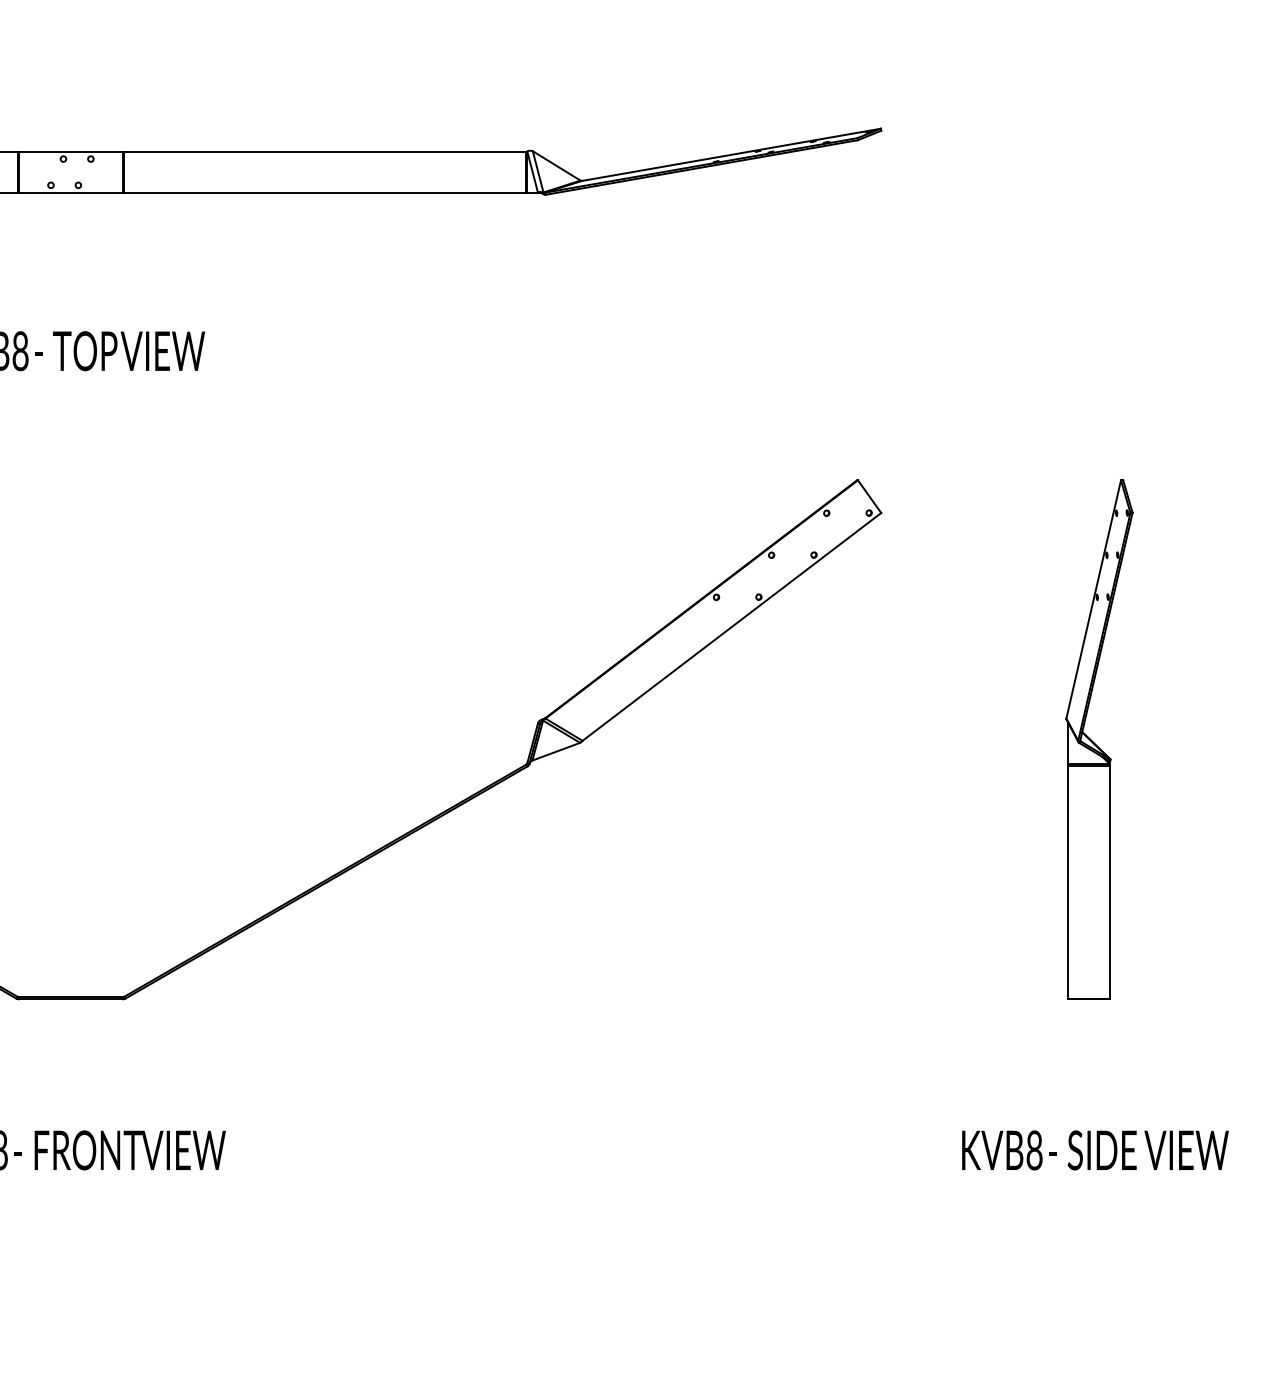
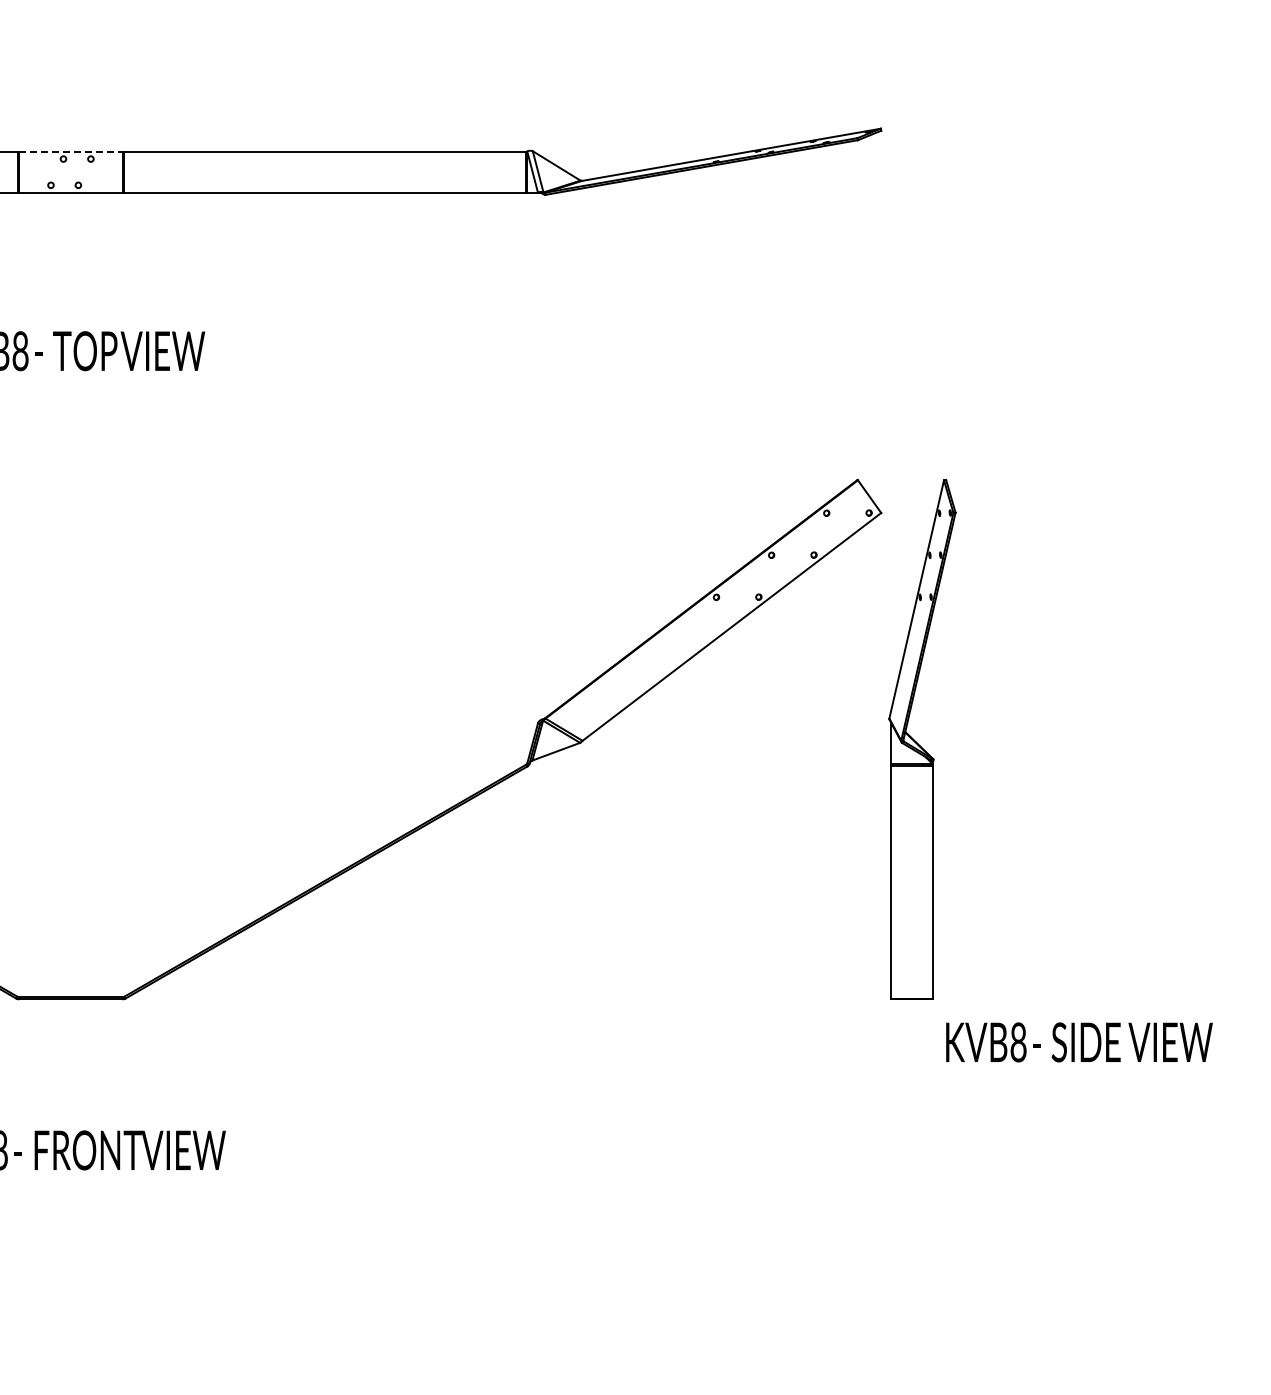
line: solid -> dashed (70, 151)
part position: (1099, 739) -> (922, 739) (922, 739)
text position: (1095, 1150) -> (1079, 1042) (1079, 1042)
